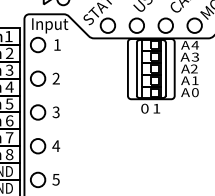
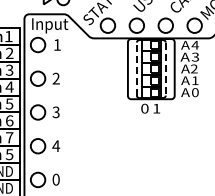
line: solid -> dashed (136, 69)
line: solid -> dashed (165, 69)
text: 8 -> 5 (9, 154)
text: 5 -> 0 (55, 179)
